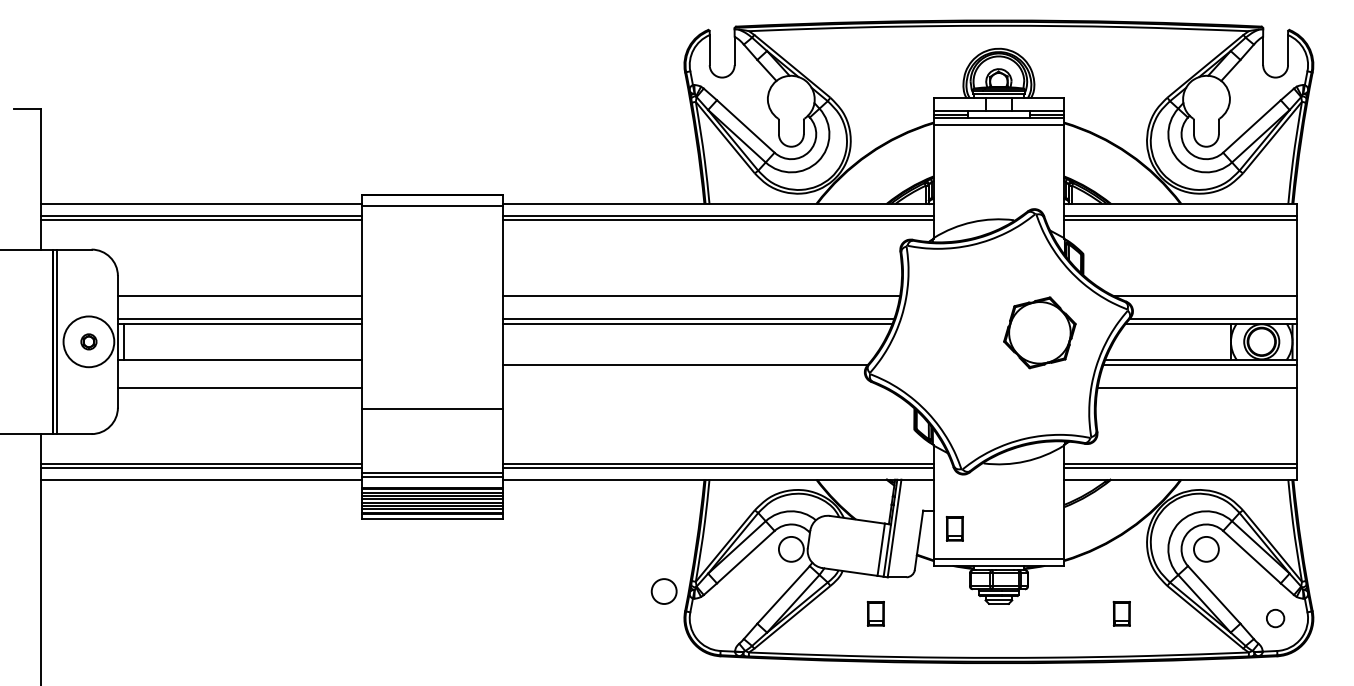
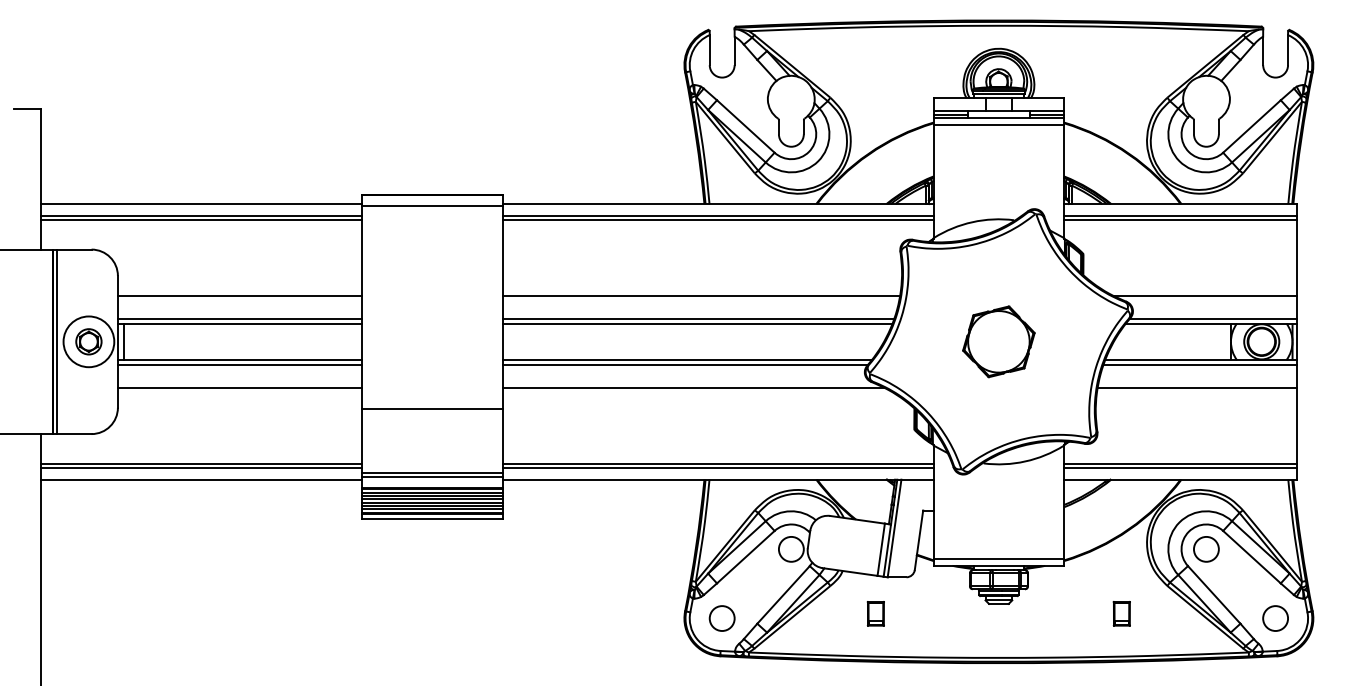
part position: (1039, 332) -> (998, 341) (998, 341)
part size: 18x18 px -> 28x28 px (88, 341)
line: none -> present (686, 360)
line: none -> present (239, 364)
line: none -> present (693, 387)
part: present -> none (954, 528)
circle position: (663, 591) -> (721, 618) (721, 618)
circle size: 20x21 px -> 27x27 px (1275, 618)
